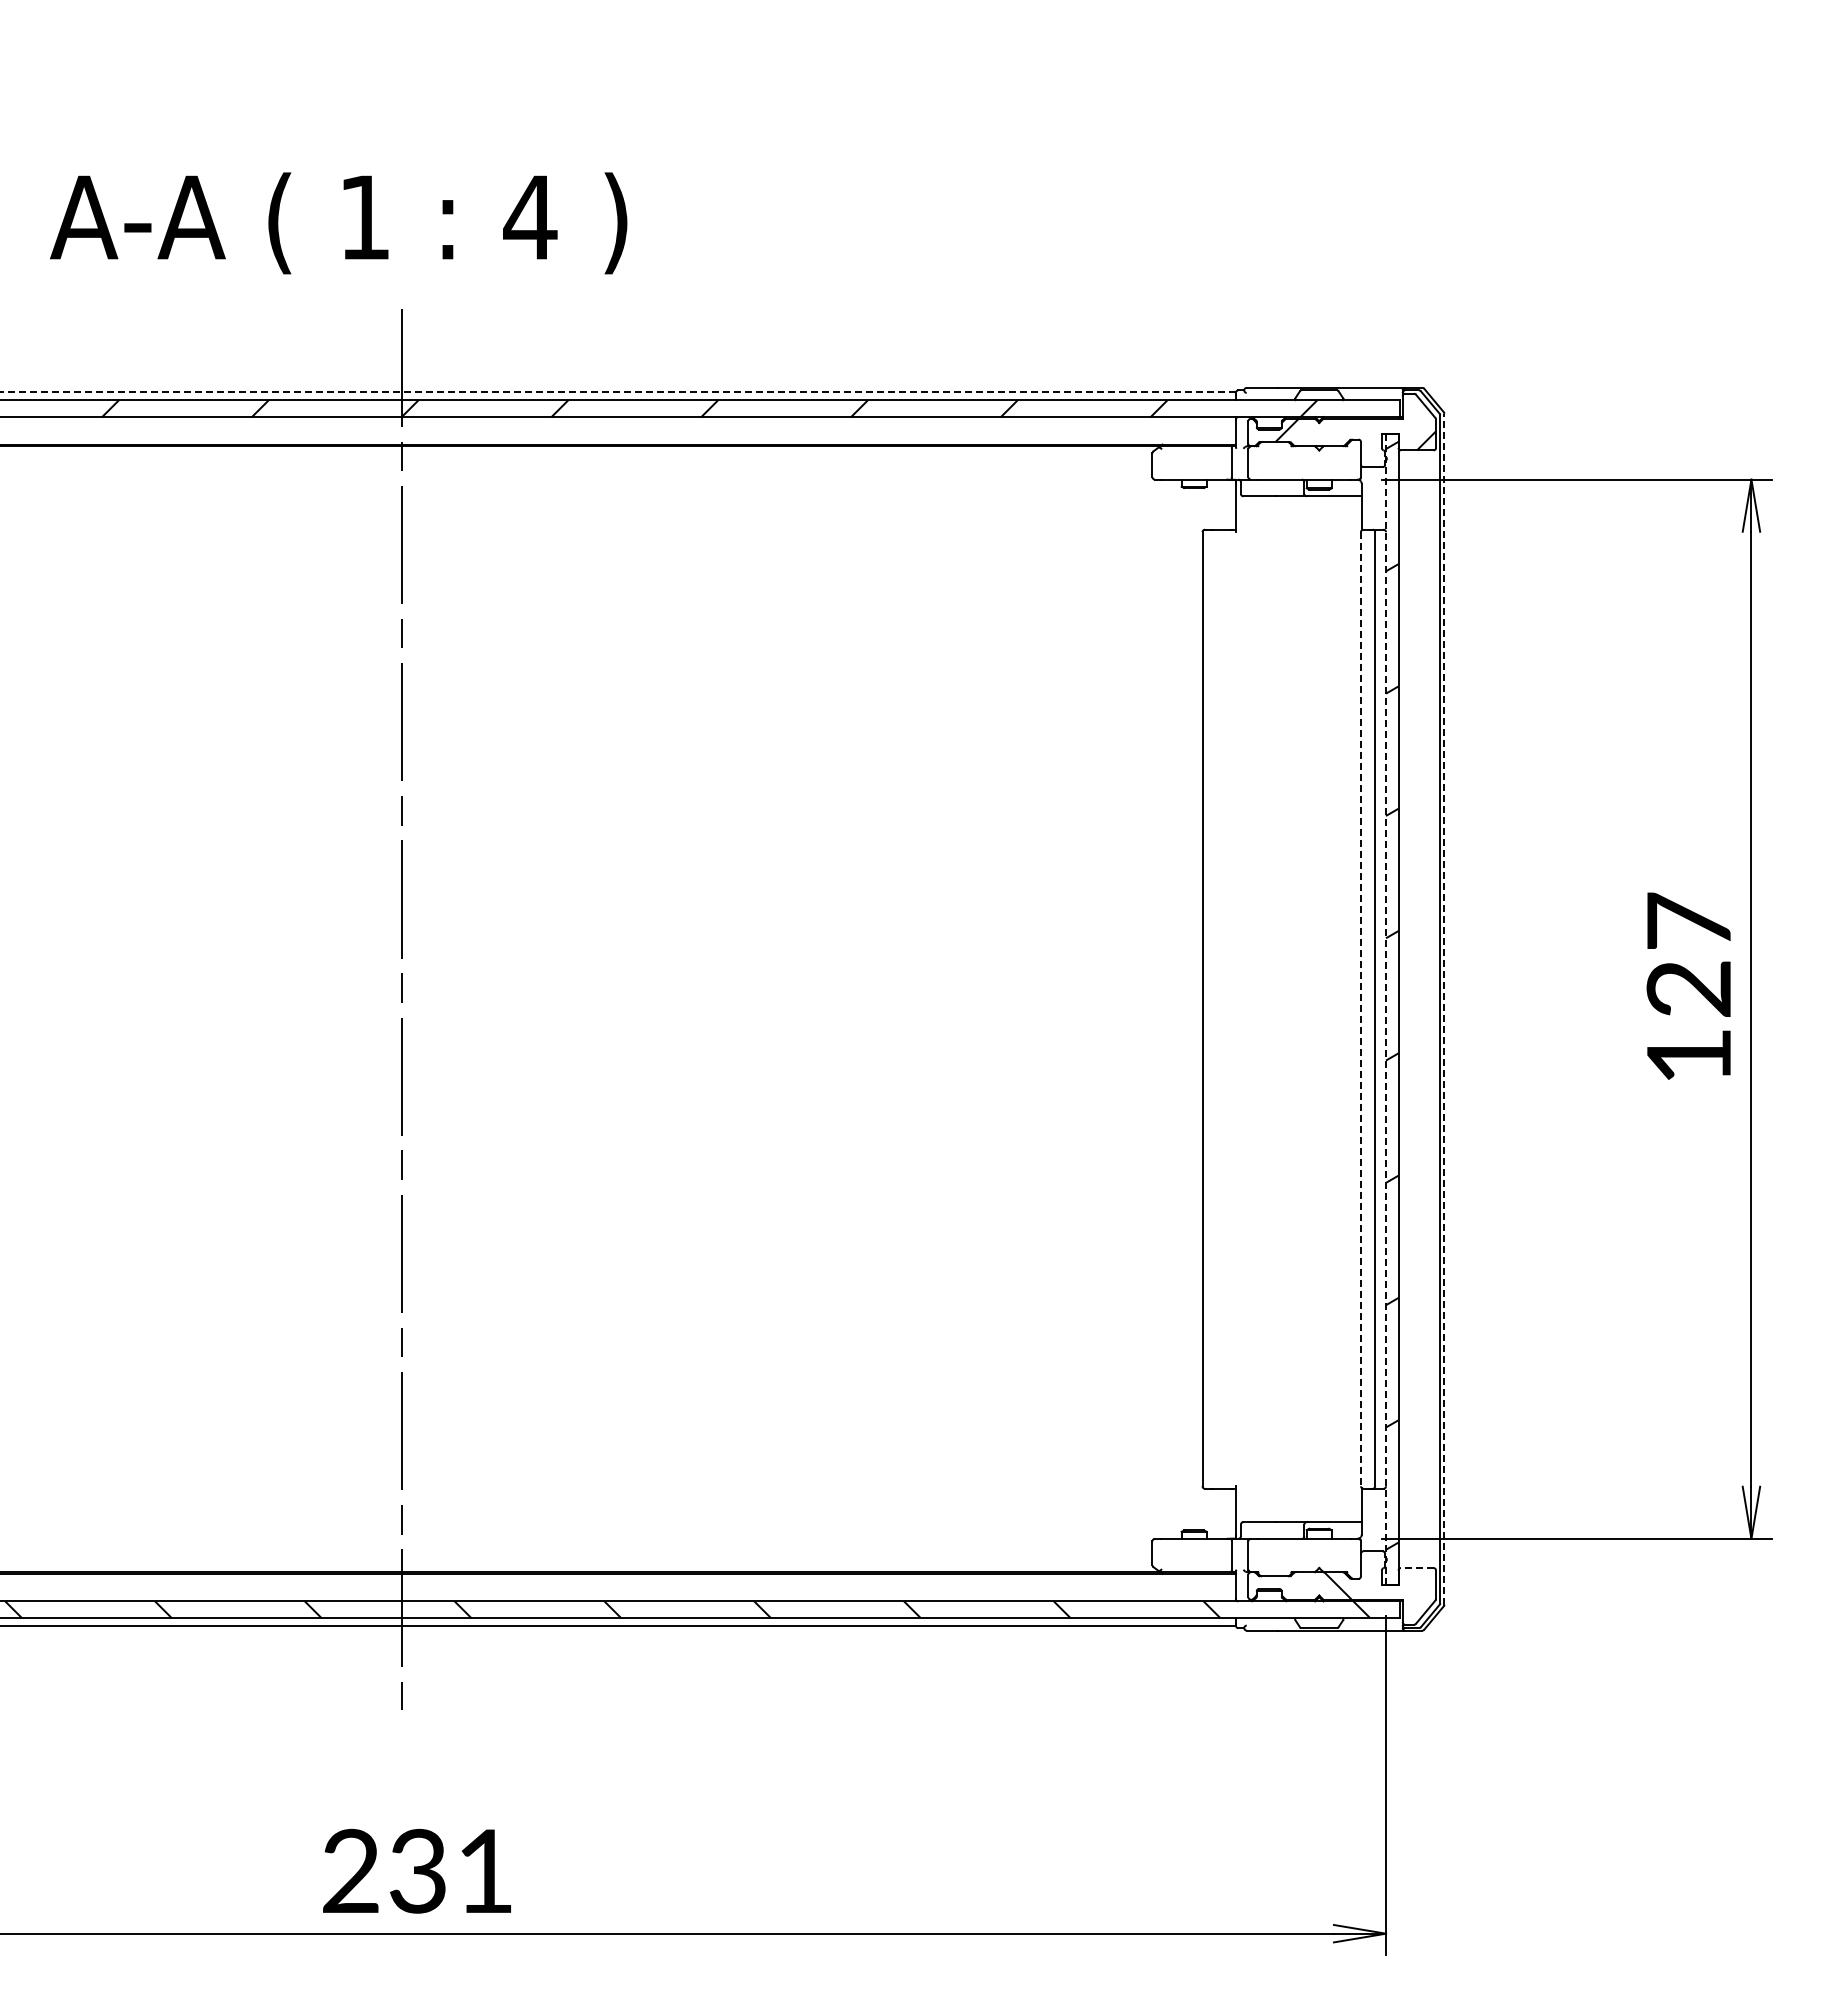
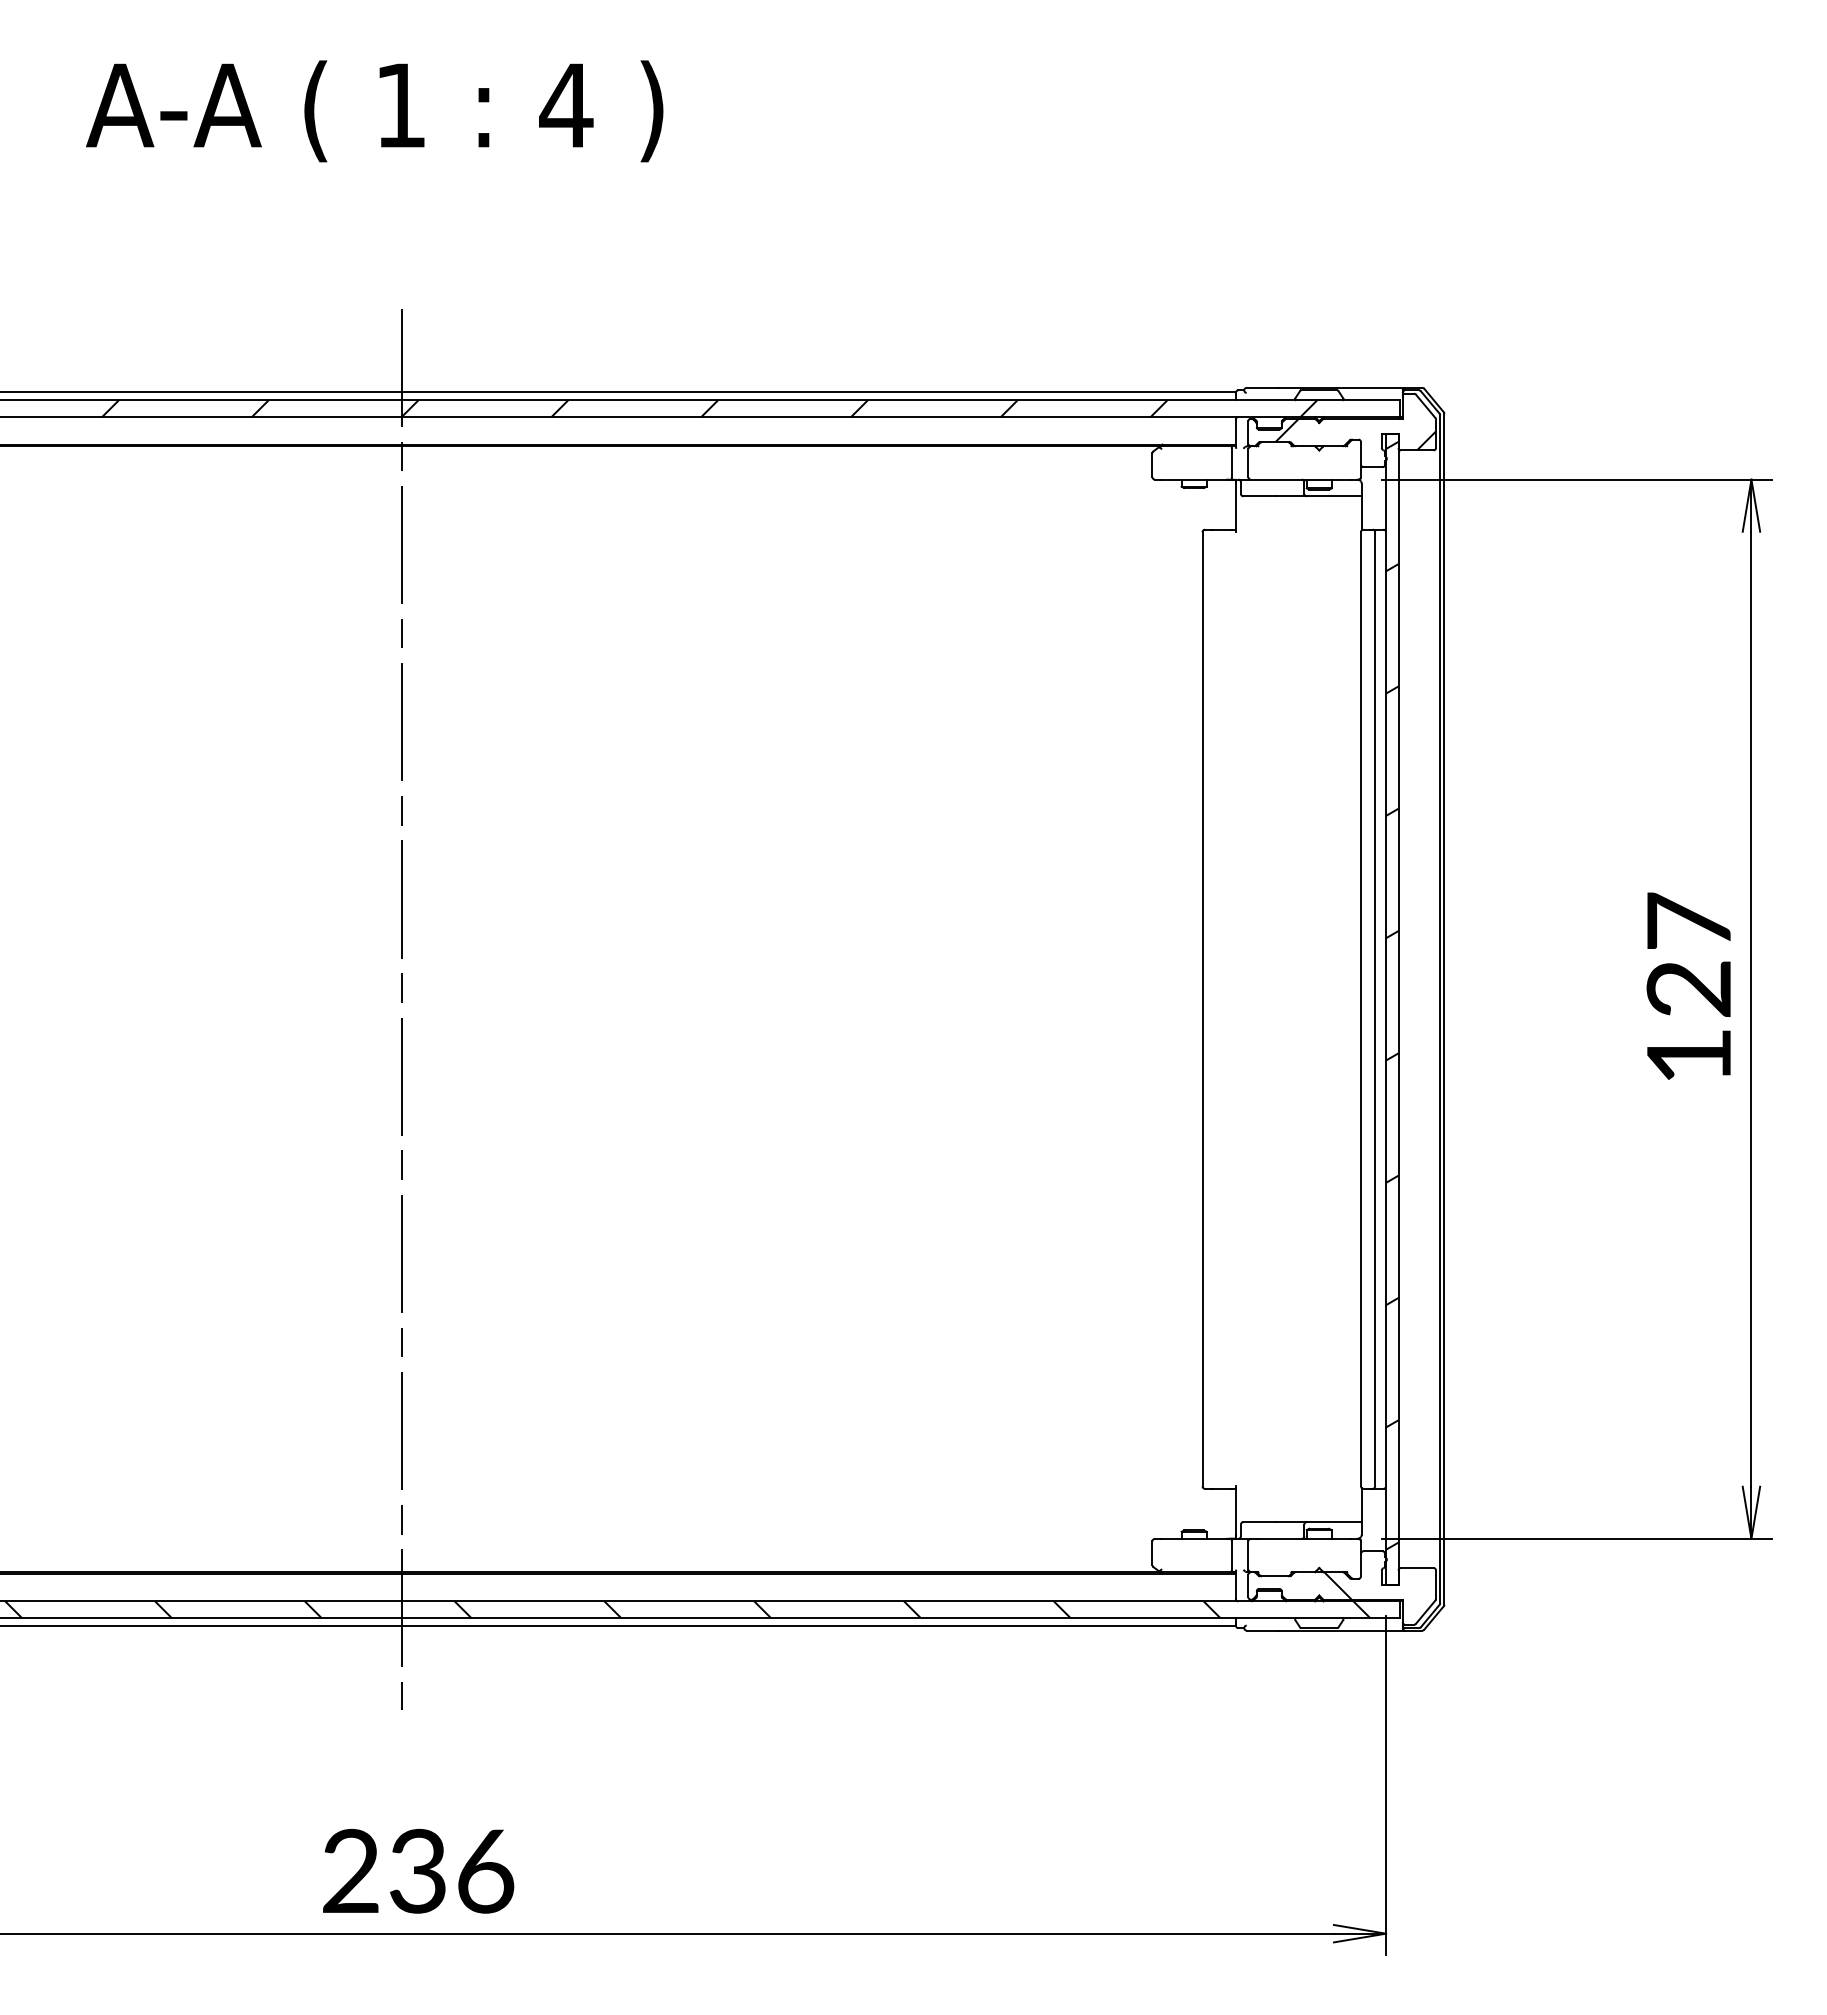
text position: (338, 223) -> (374, 111) (374, 111)
line: dashed -> solid (618, 392)
line: dashed -> solid (1444, 1008)
line: dashed -> solid (1360, 1009)
line: dashed -> solid (1386, 1009)
line: dashed -> solid (1416, 1568)
text: 231 -> 236 (486, 1871)
